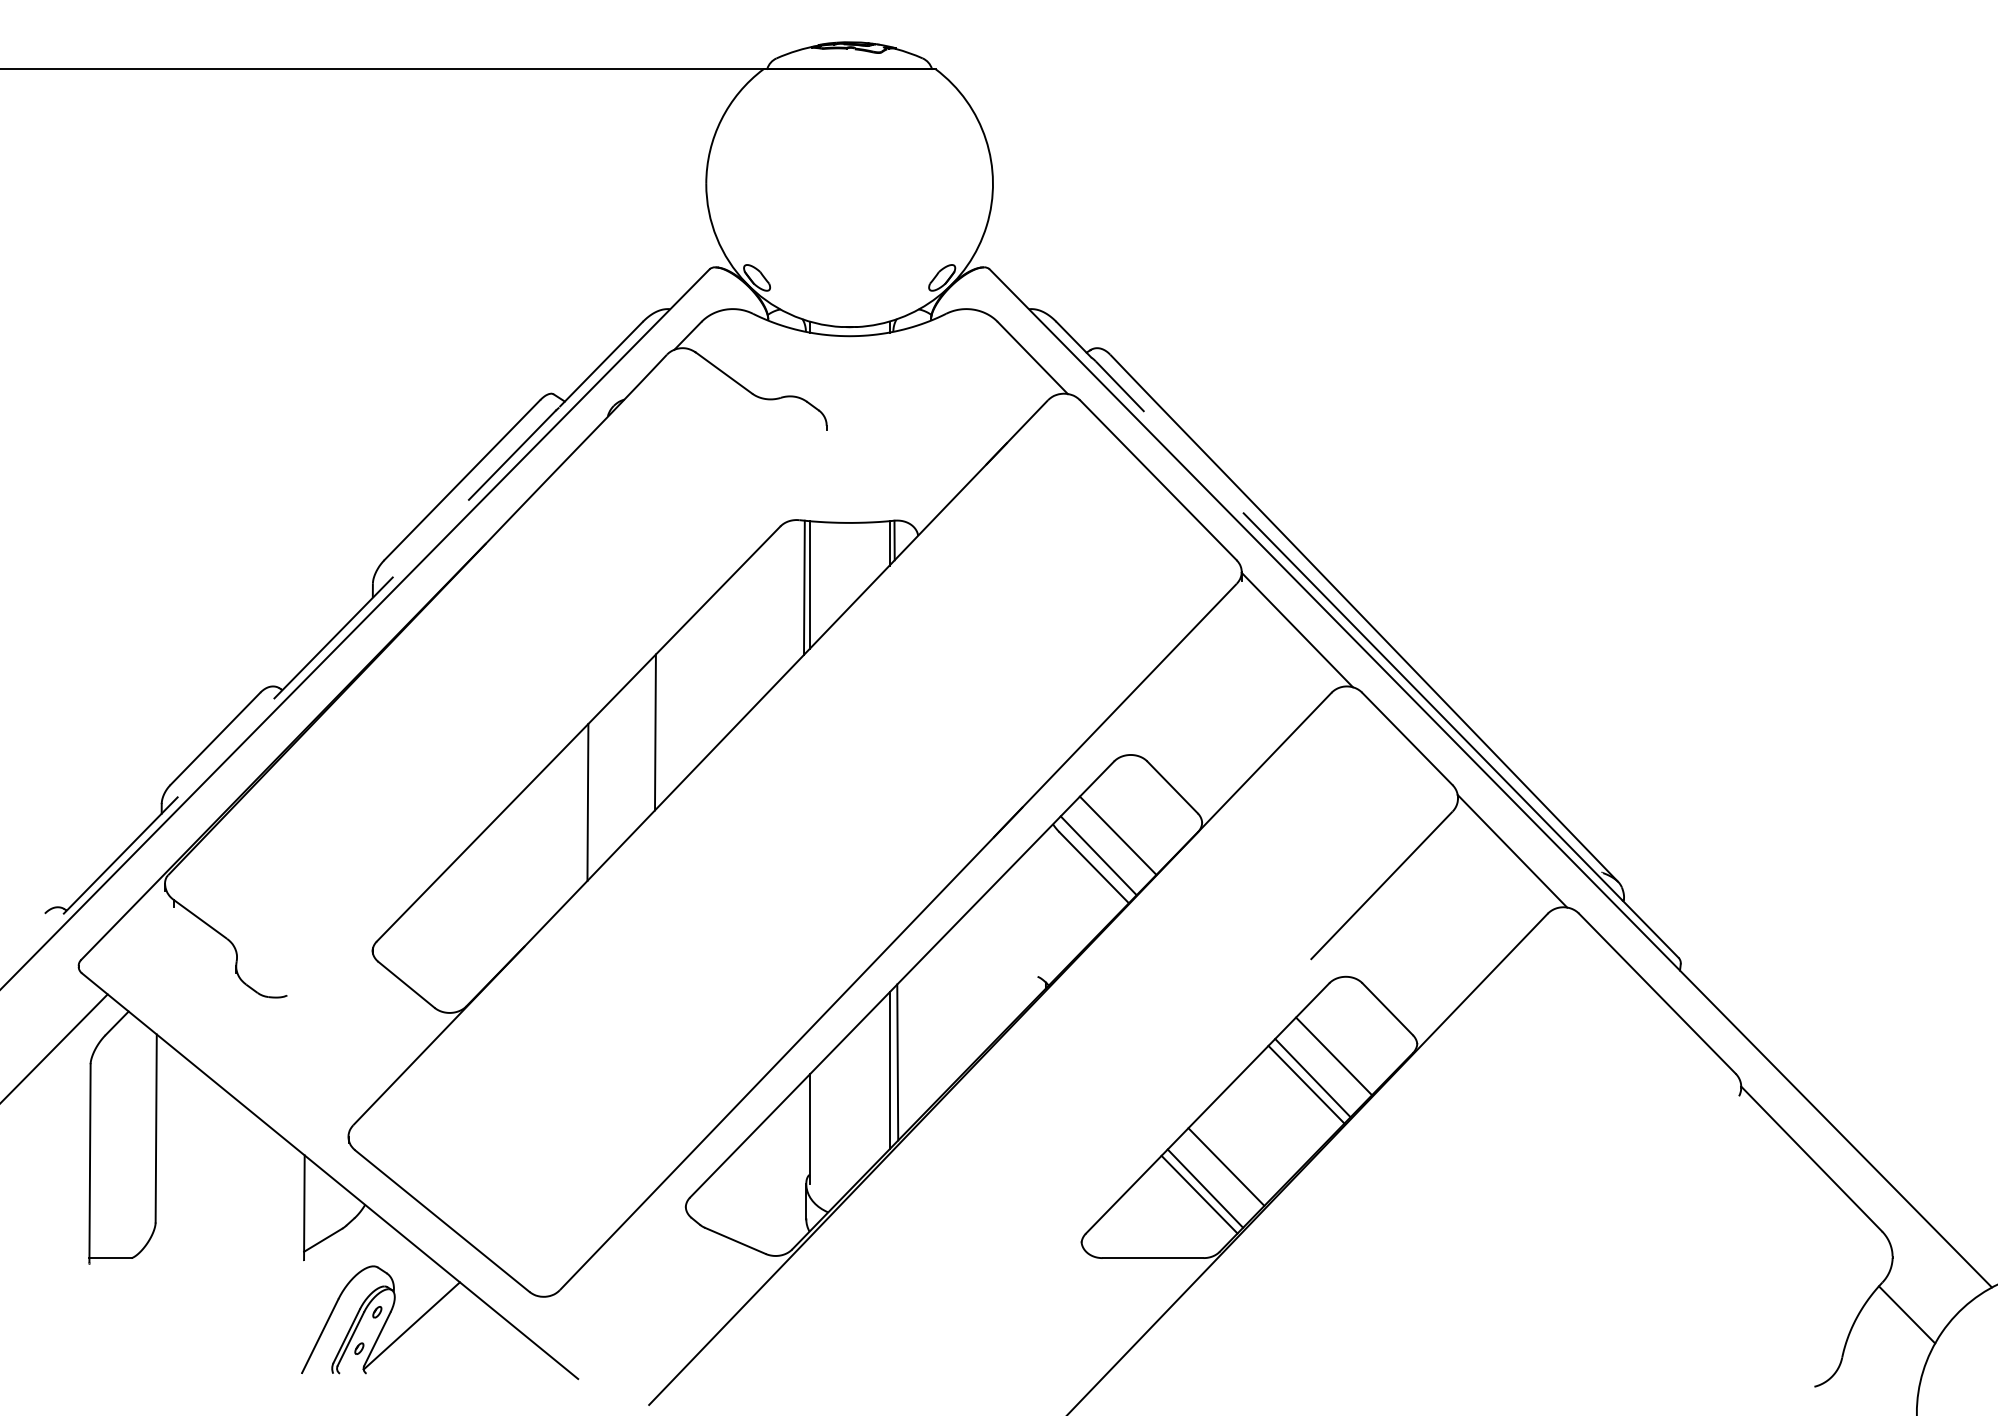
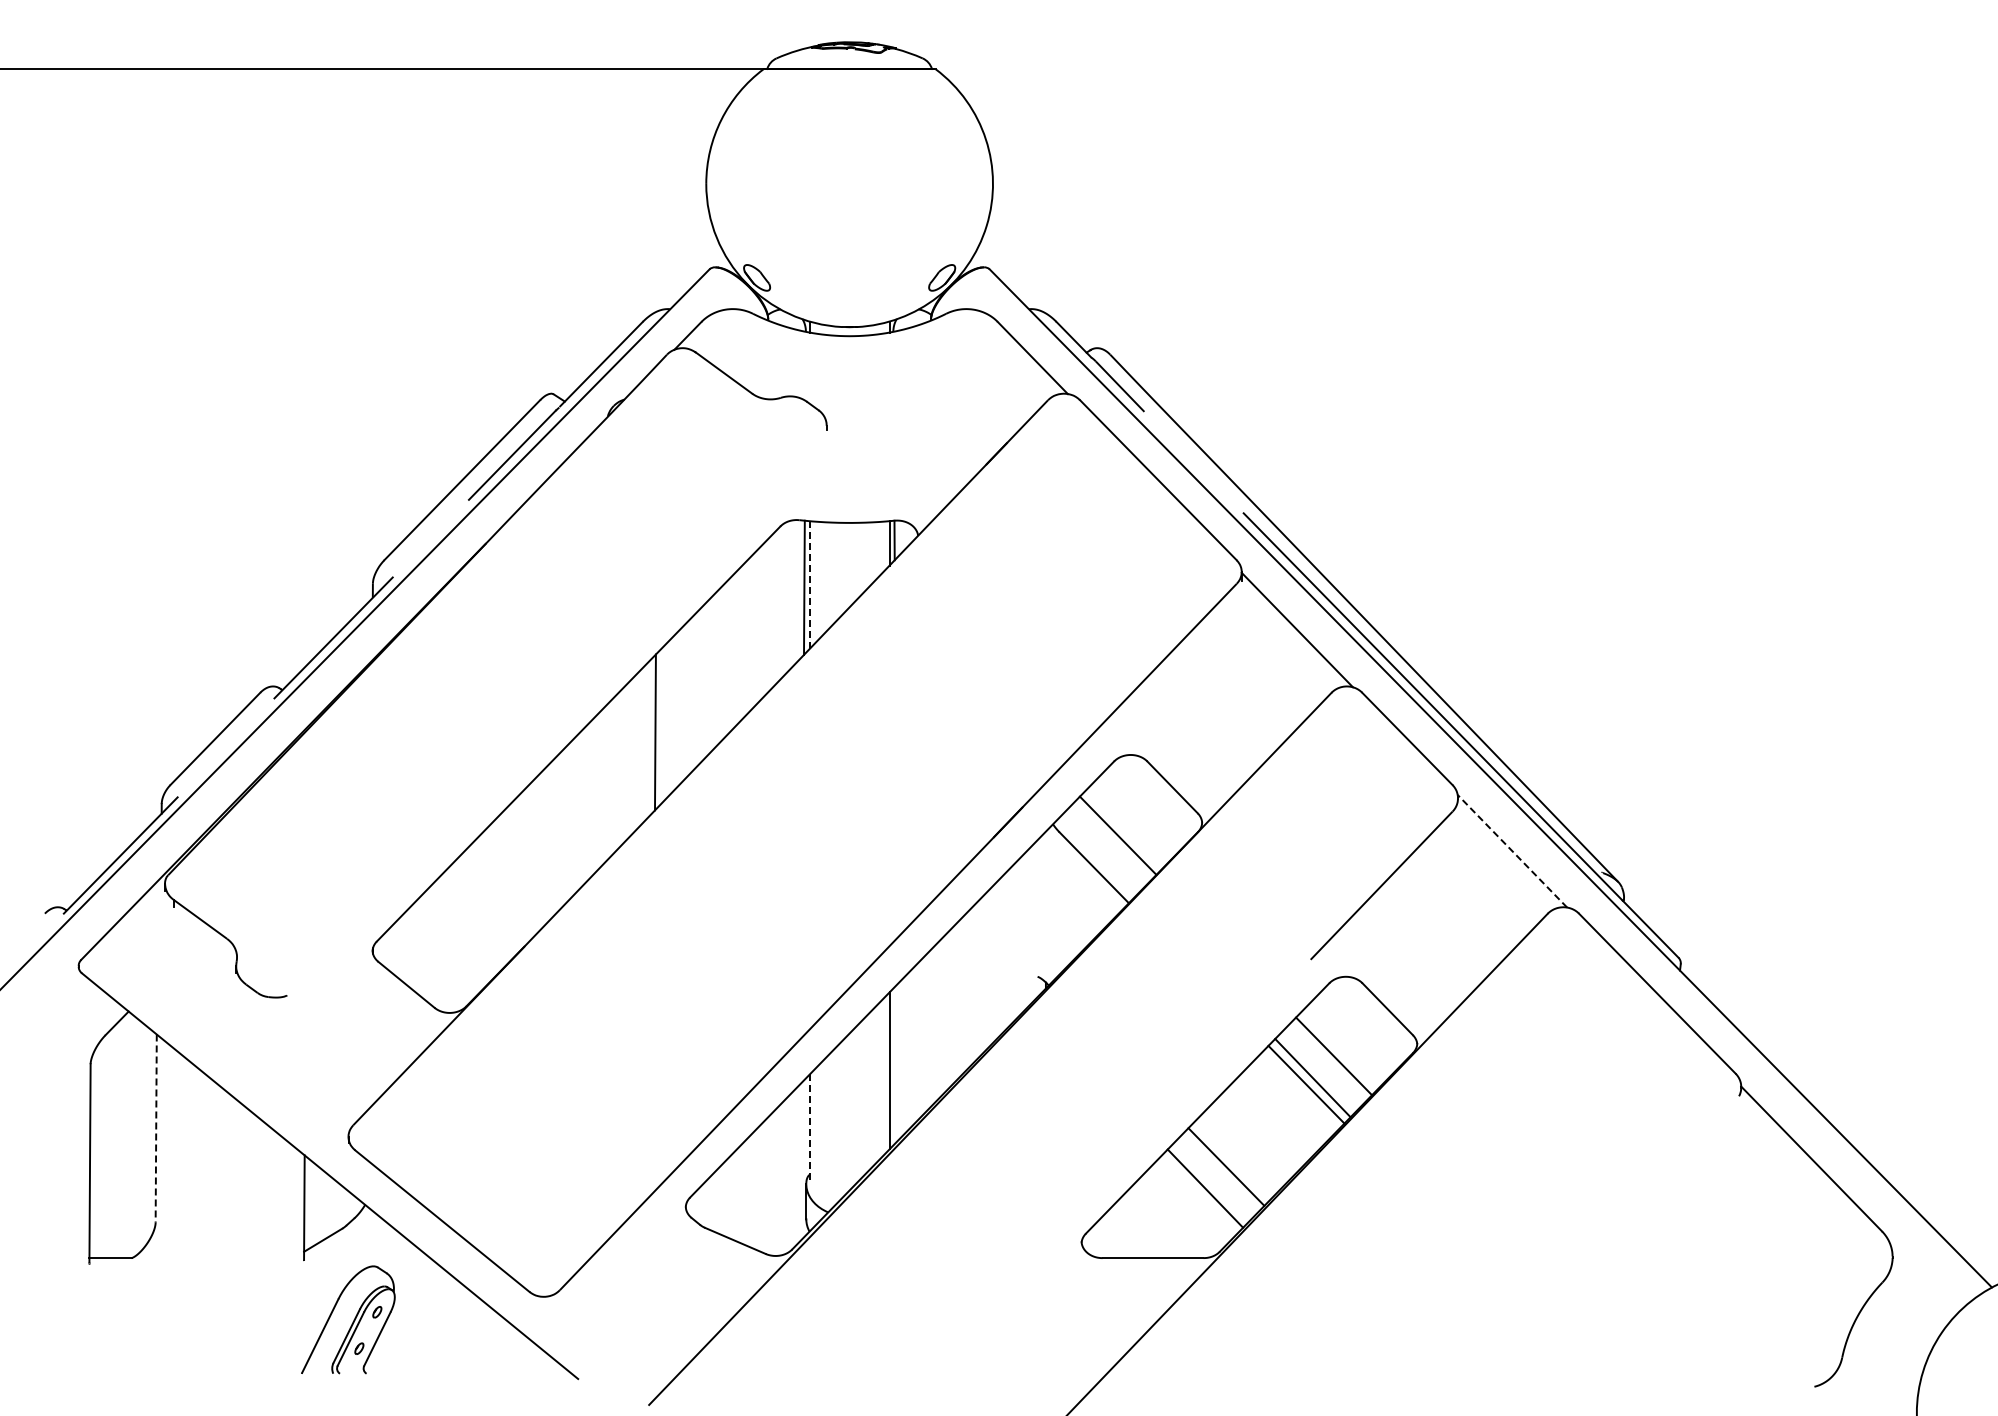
line: solid -> dashed (809, 585)
line: present -> none (587, 801)
line: solid -> dashed (1512, 851)
line: present -> none (1098, 855)
line: present -> none (54, 1047)
line: present -> none (897, 1062)
line: solid -> dashed (156, 1129)
line: solid -> dashed (809, 1129)
line: present -> none (1199, 1194)
line: present -> none (1906, 1314)
line: present -> none (411, 1325)
